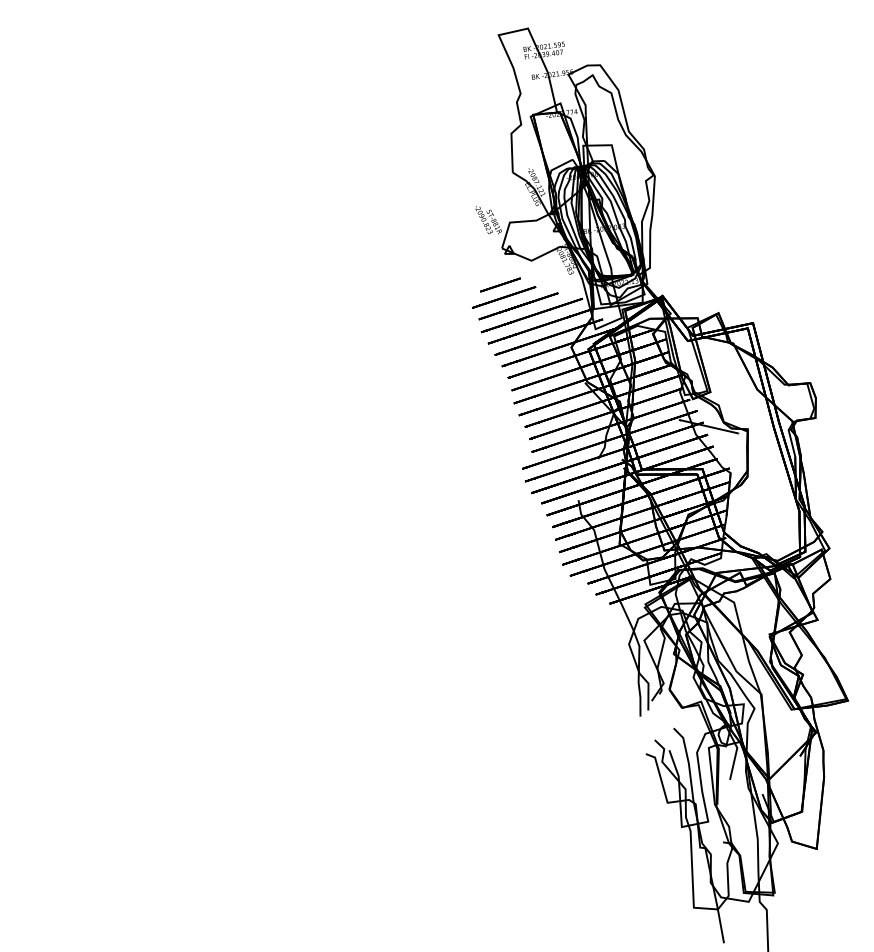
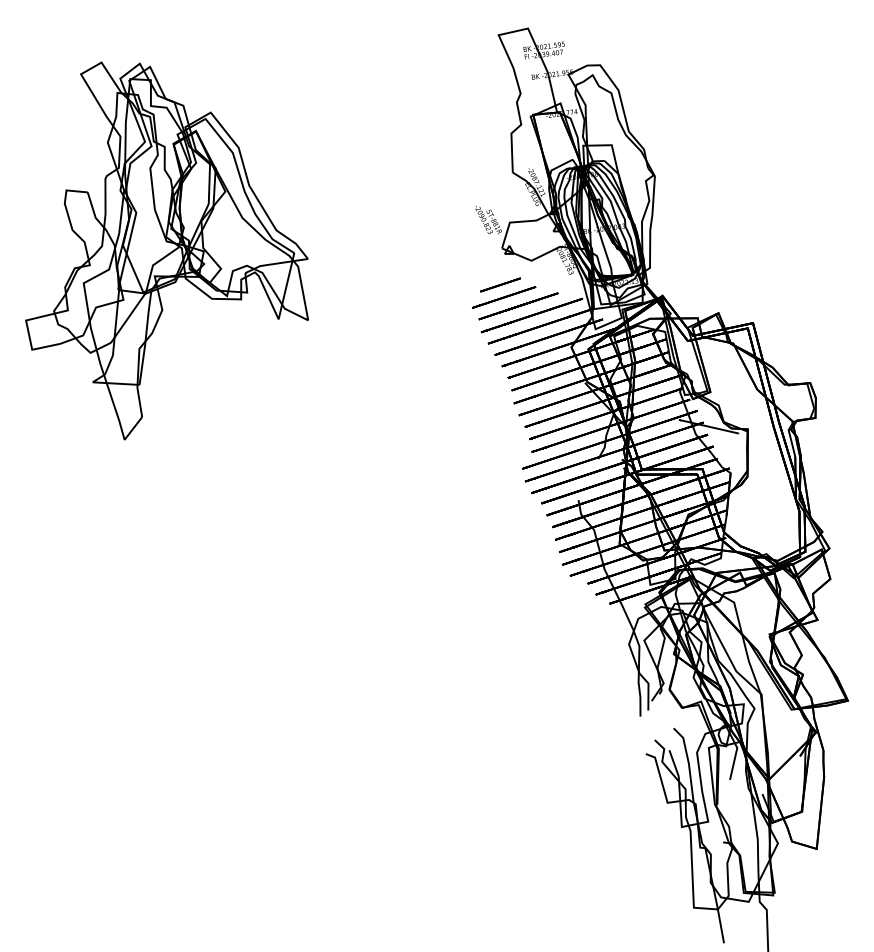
part: none -> present (166, 250)
